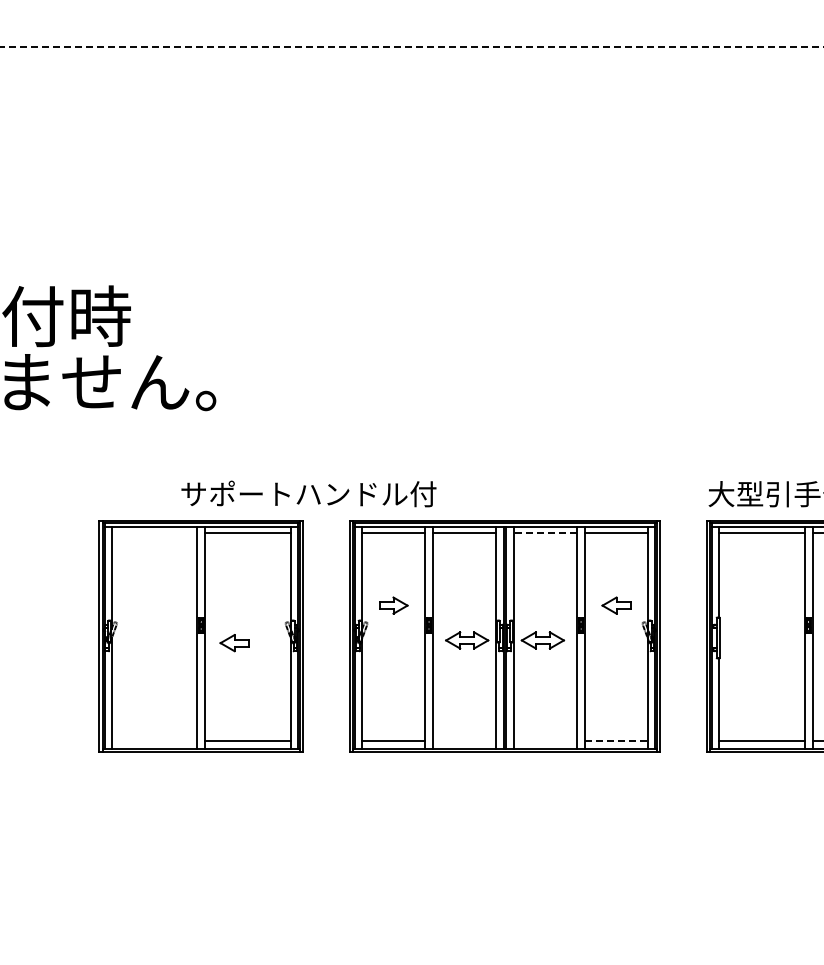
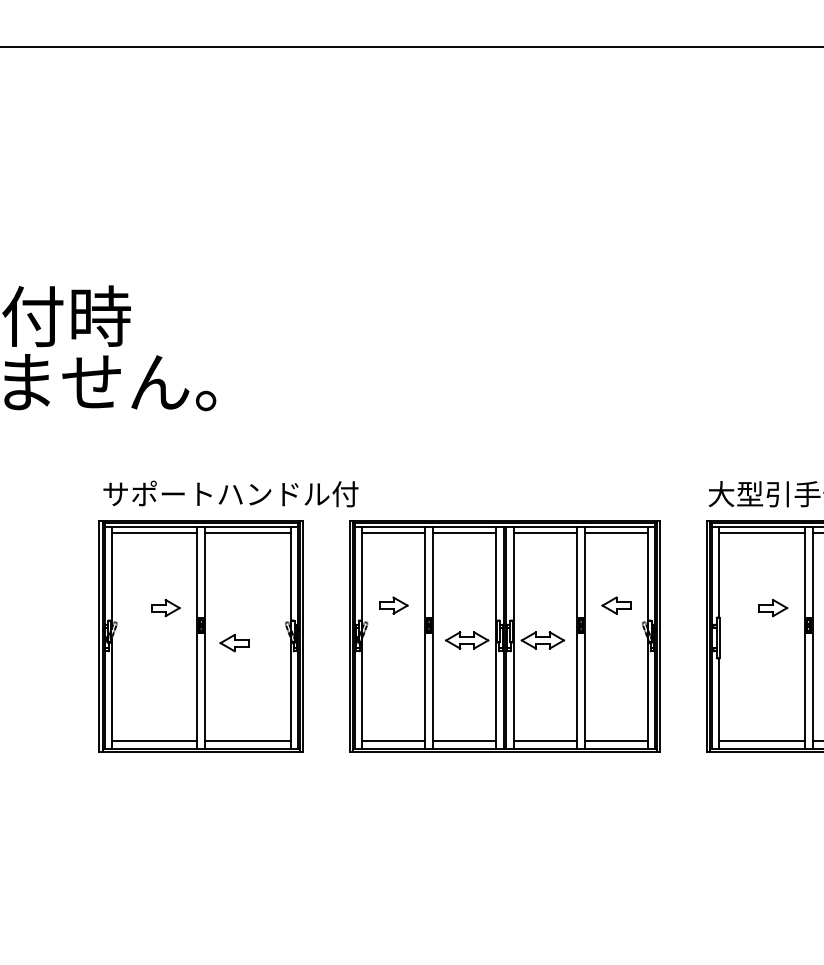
line: dashed -> solid (412, 46)
text position: (308, 493) -> (230, 493) (230, 493)
line: none -> present (154, 532)
line: dashed -> solid (544, 532)
part: none -> present (165, 607)
part: none -> present (773, 608)
line: none -> present (154, 741)
line: none -> present (464, 741)
line: none -> present (545, 741)
line: dashed -> solid (616, 741)
